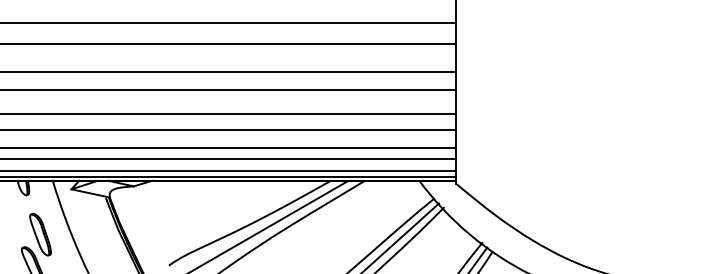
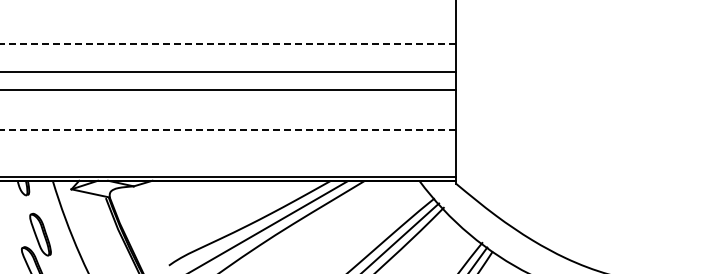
line: present -> none (229, 22)
line: solid -> dashed (228, 43)
line: present -> none (229, 114)
line: solid -> dashed (228, 129)
line: present -> none (229, 148)
line: present -> none (229, 159)
line: present -> none (229, 170)
